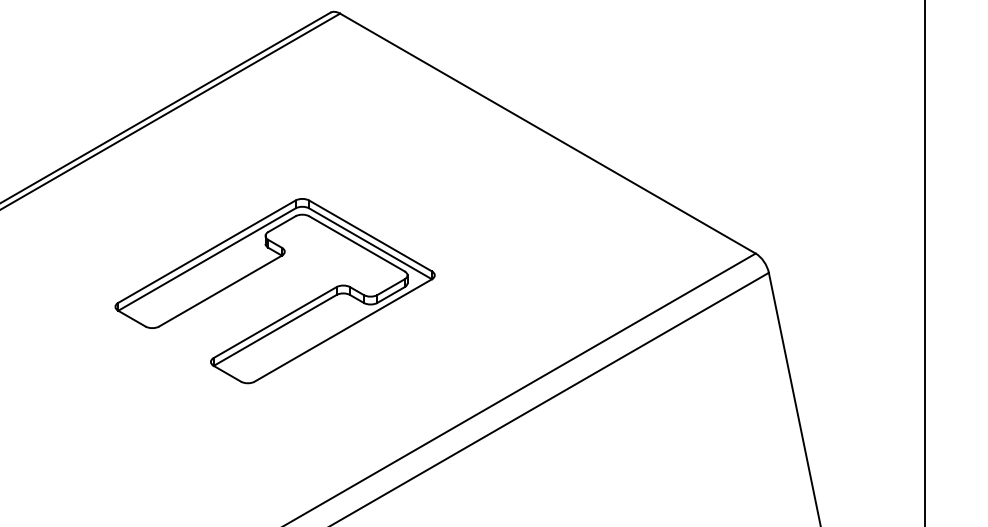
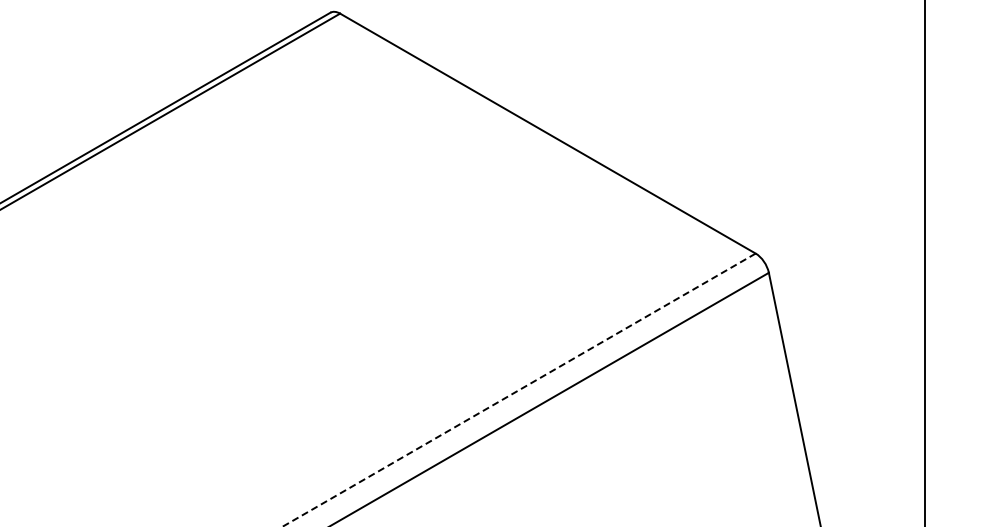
part: present -> none (260, 269)
line: solid -> dashed (518, 390)
